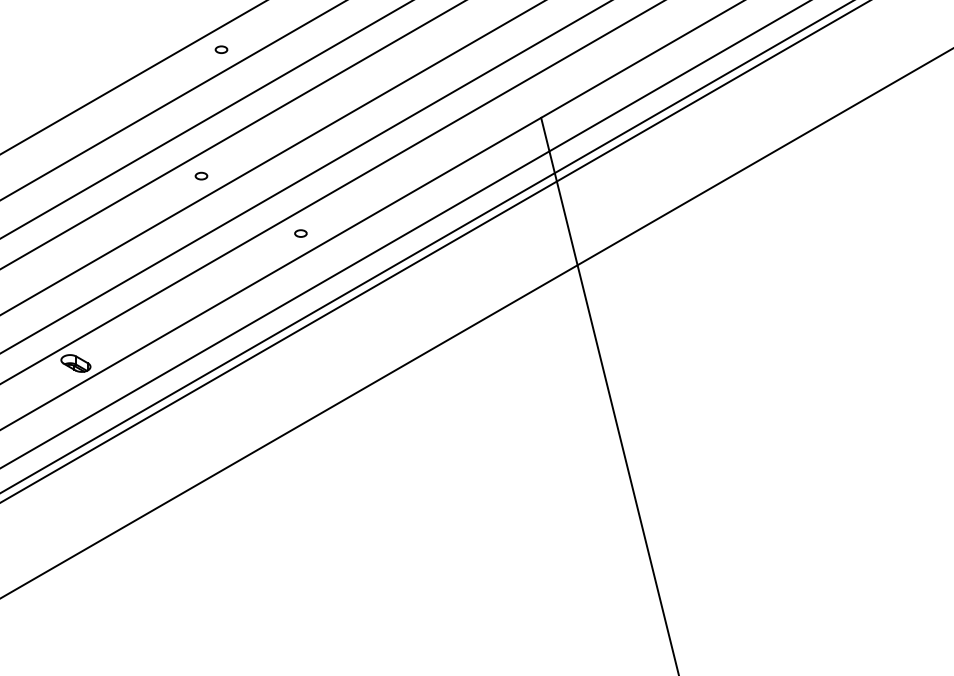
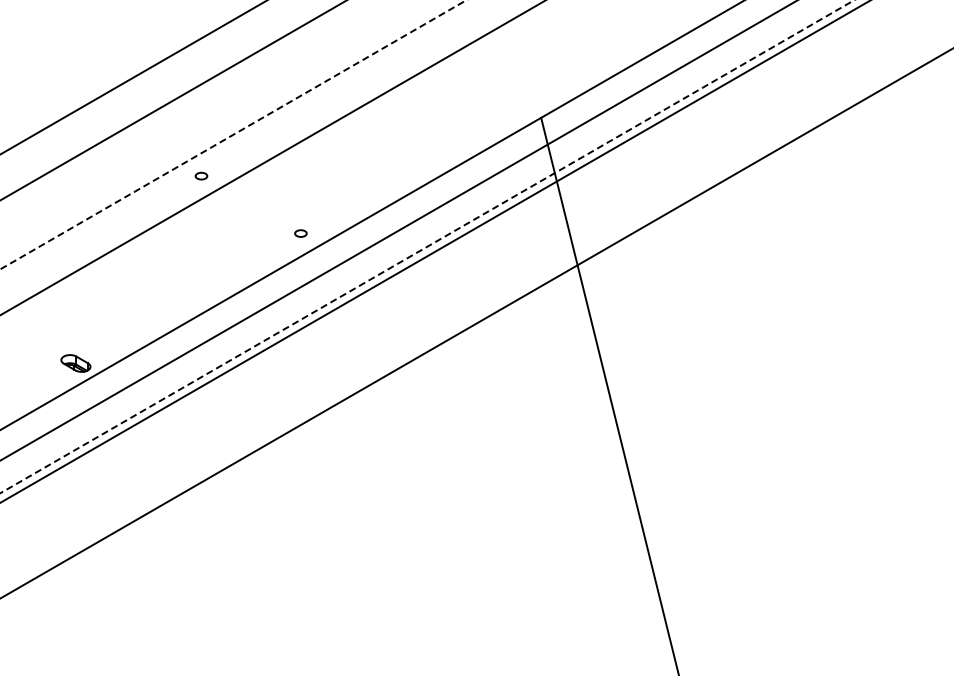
part: present -> none (221, 49)
line: present -> none (206, 119)
line: solid -> dashed (233, 134)
line: present -> none (305, 177)
line: present -> none (332, 192)
line position: (404, 234) -> (398, 230) (398, 230)
line: solid -> dashed (427, 246)
